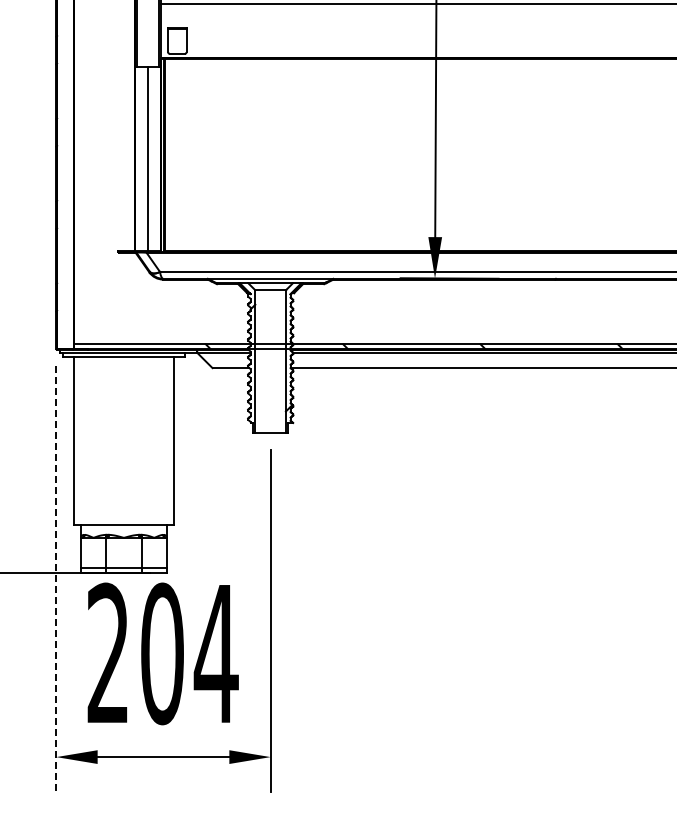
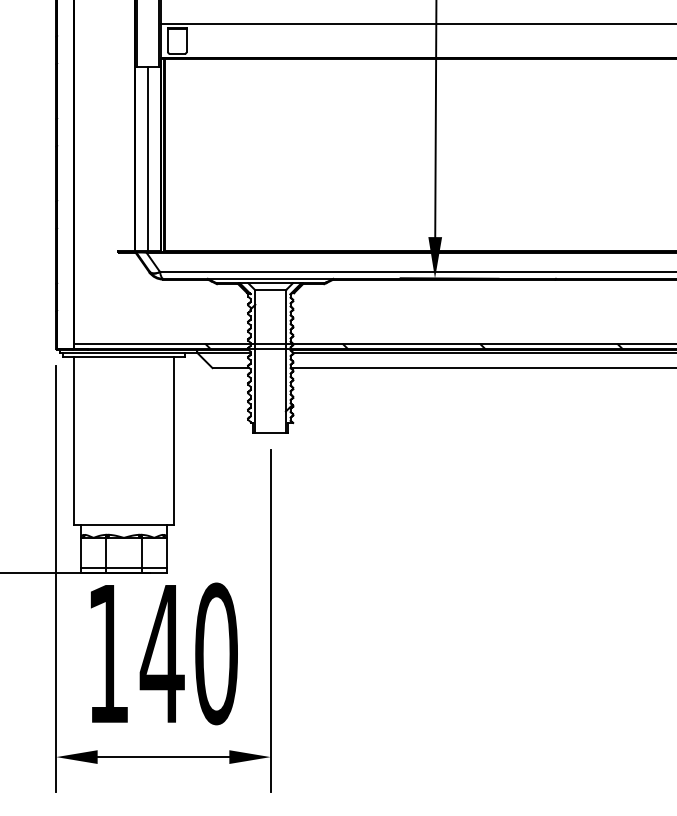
line position: (416, 4) -> (416, 24) (416, 24)
line: dashed -> solid (56, 578)
text: 204 -> 140 (162, 653)
